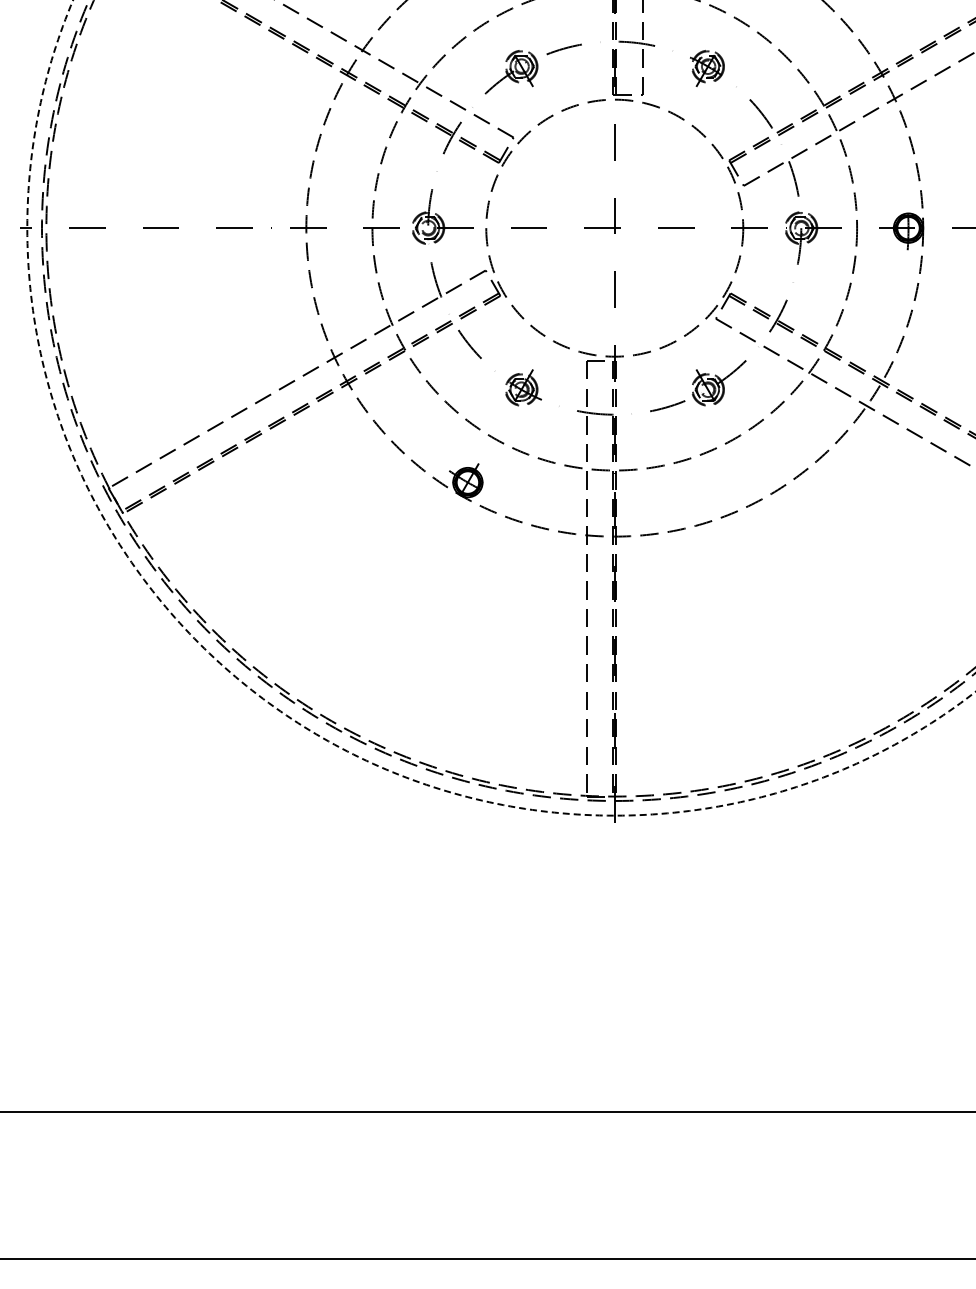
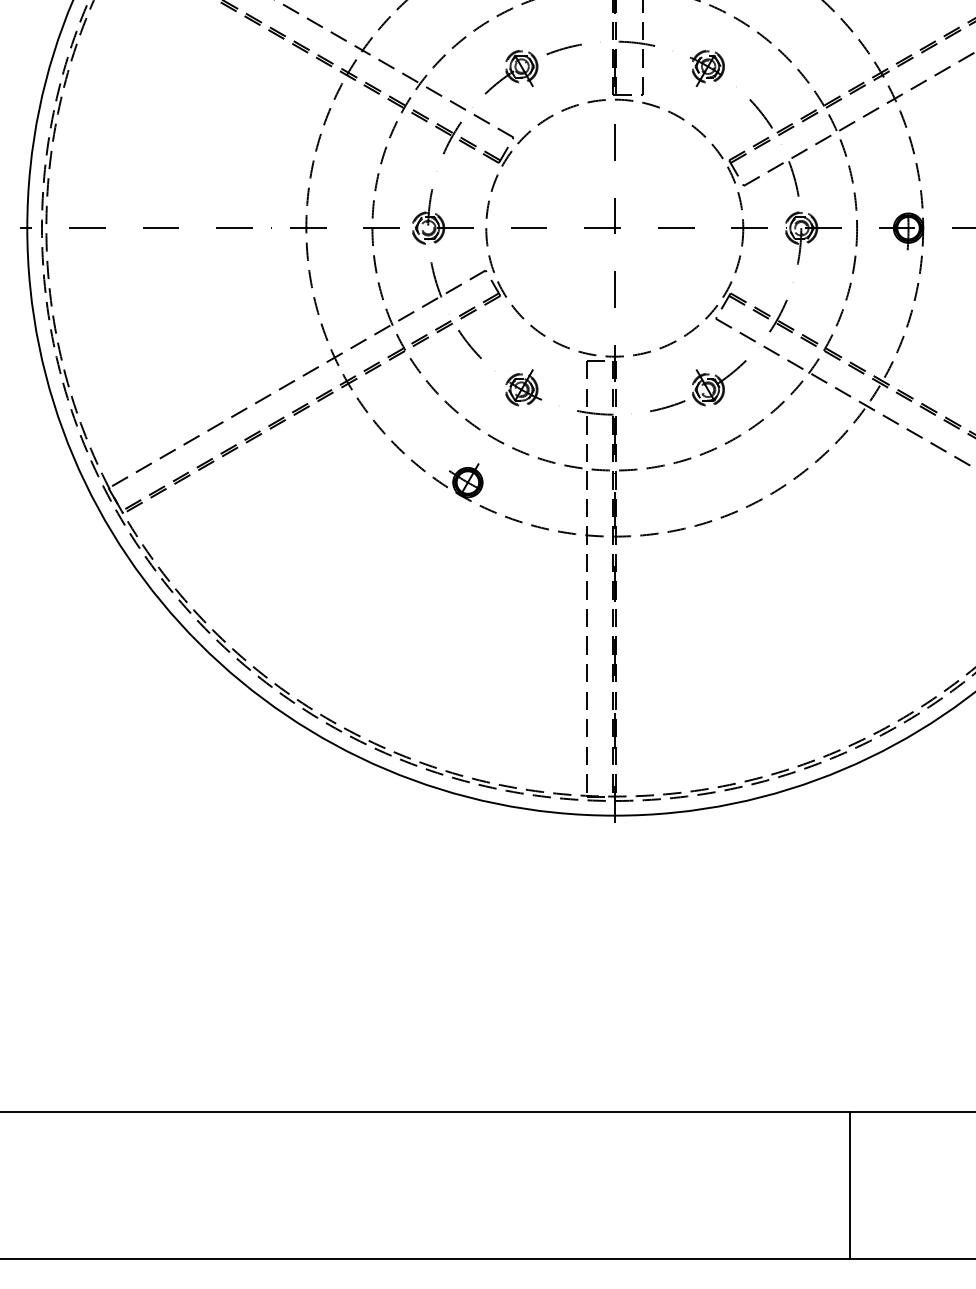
circle: dashed -> solid (501, 407)
line: none -> present (849, 1185)
